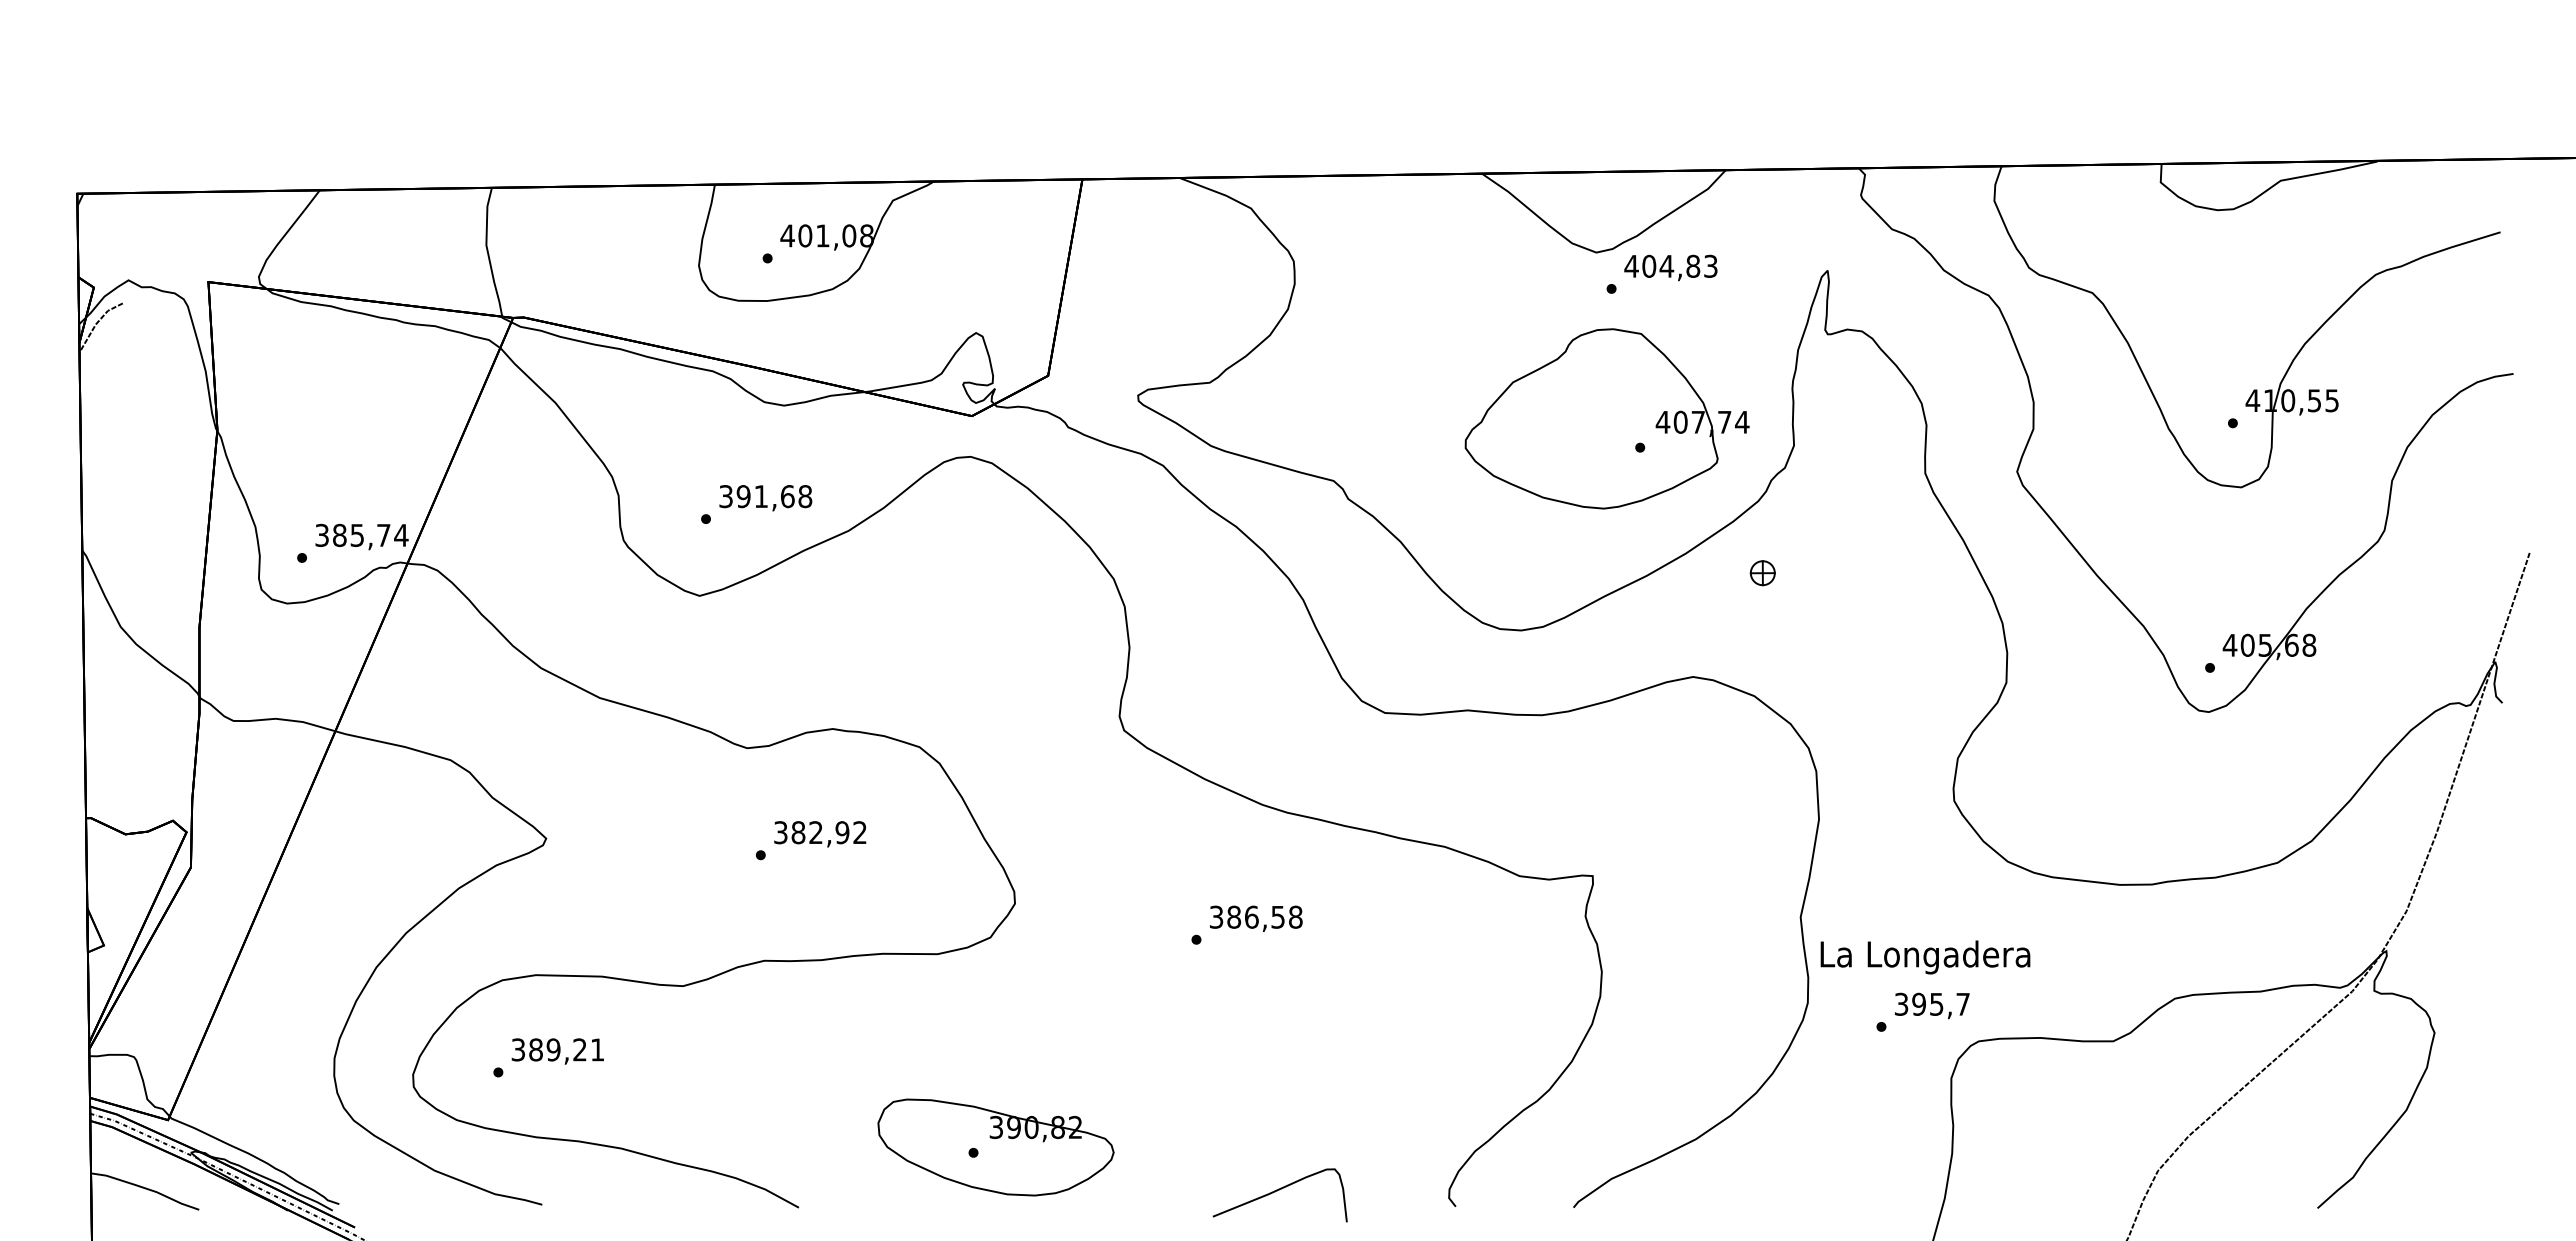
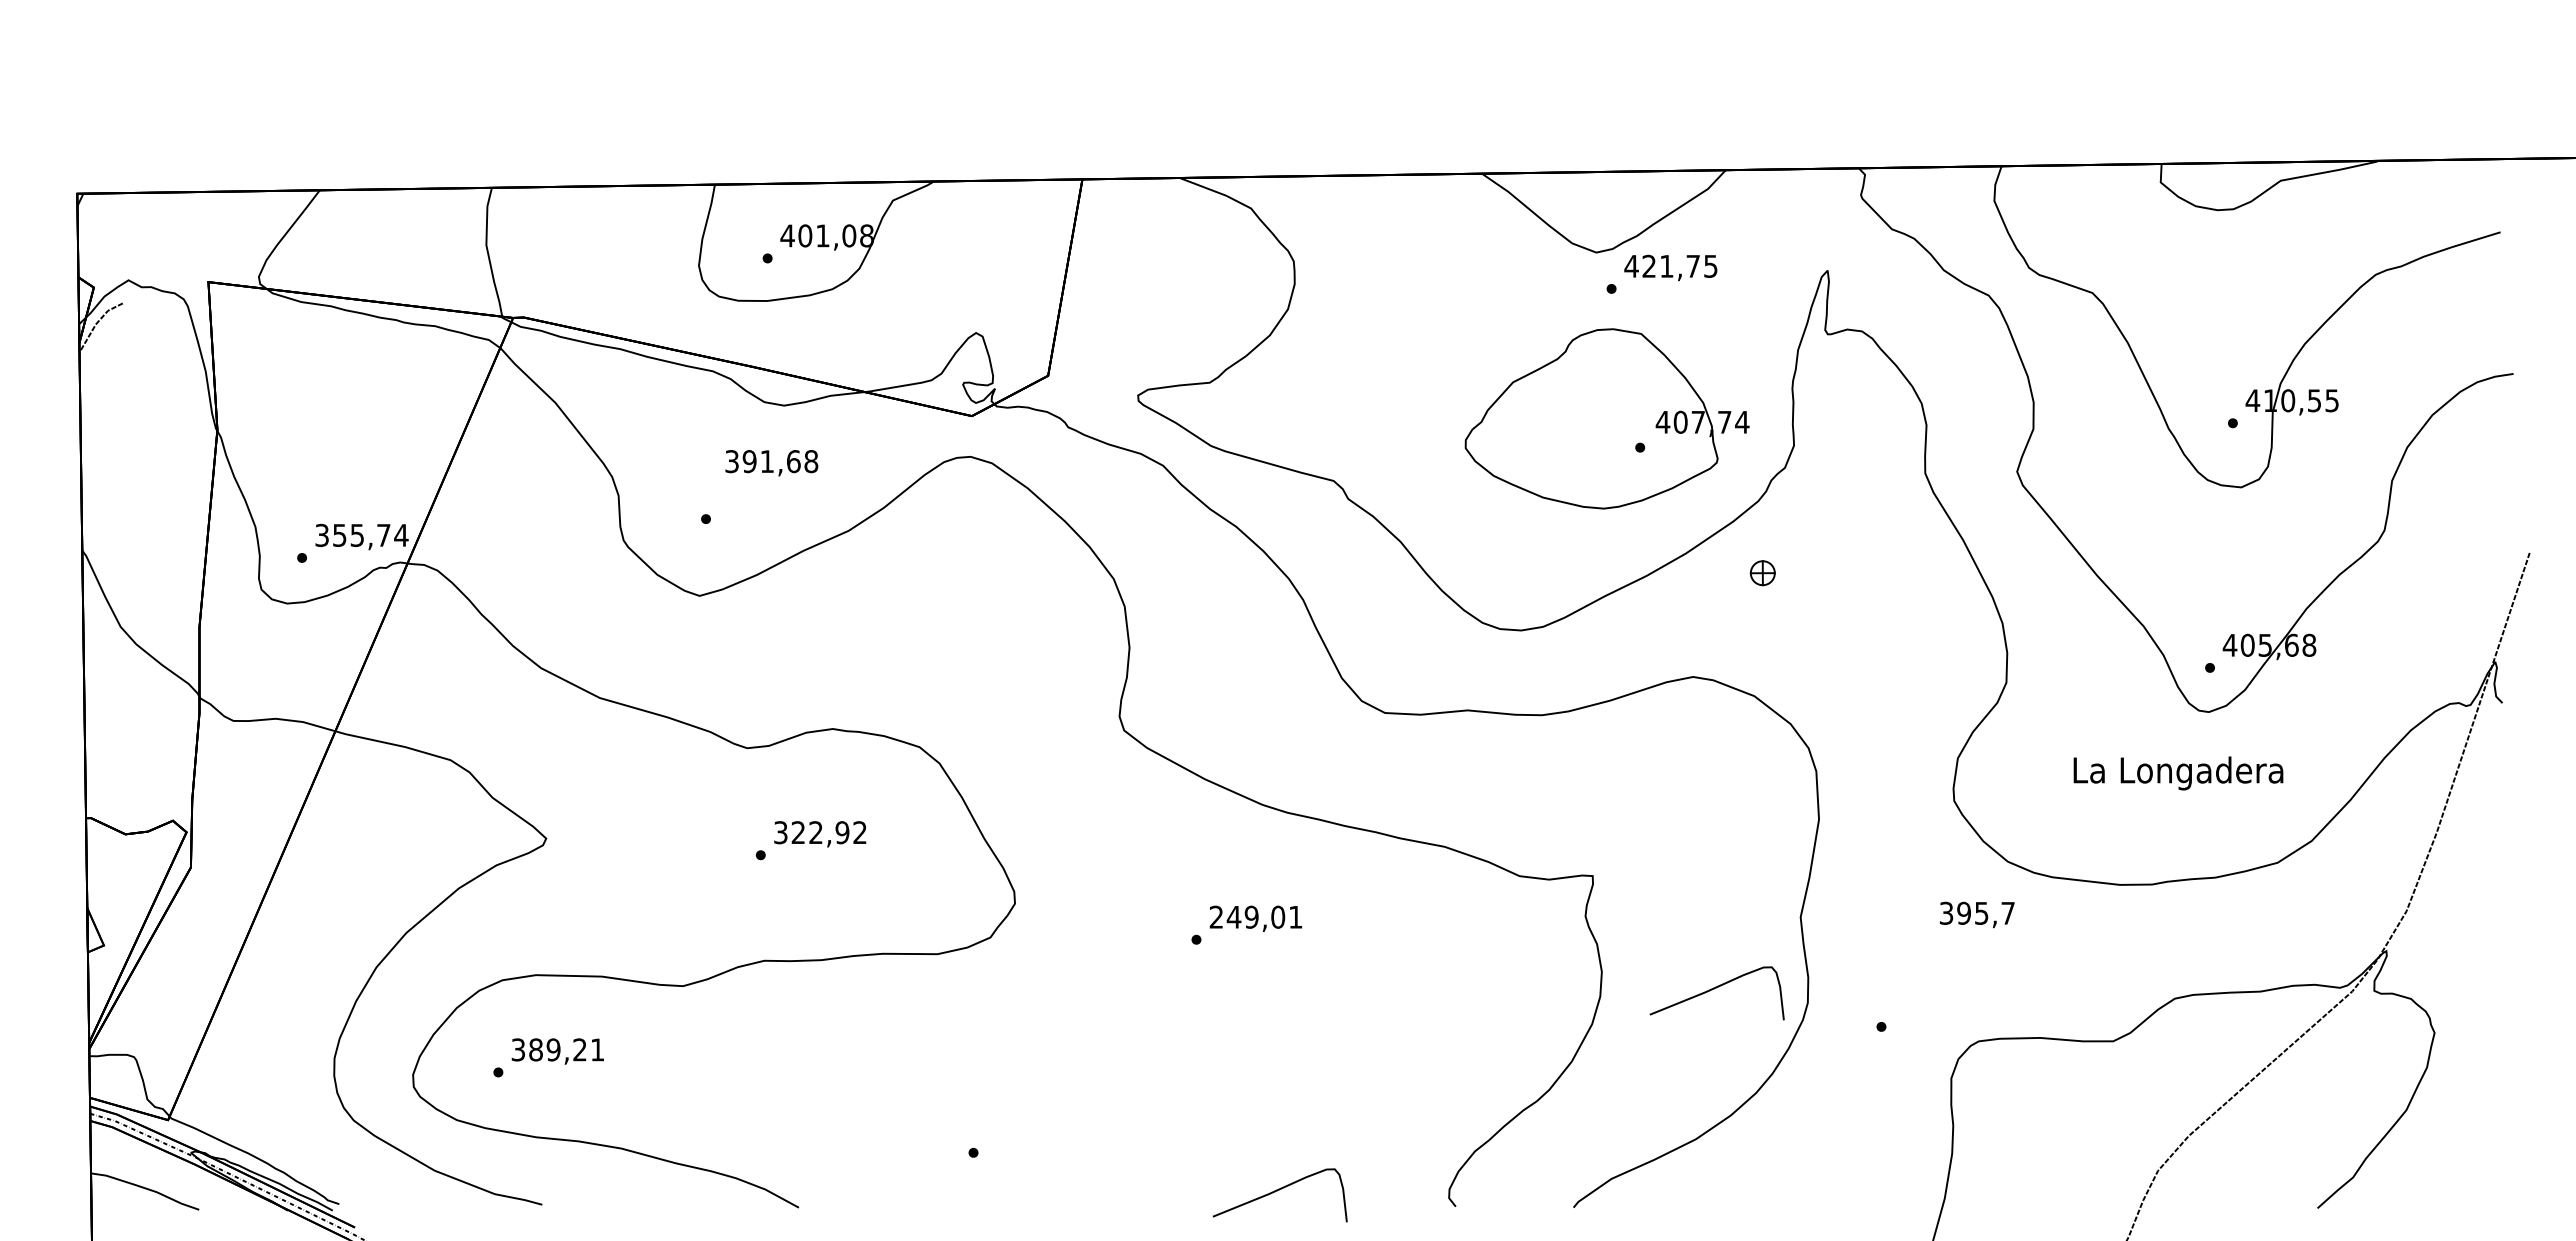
text: 404,83 -> 421,75 (1679, 265)
text position: (765, 498) -> (771, 463) (771, 463)
text: 385,74 -> 355,74 (339, 534)
text: 382,92 -> 322,92 (798, 832)
text: 386,58 -> 249,01 (1256, 916)
text position: (1925, 957) -> (2178, 773) (2178, 773)
curve: none -> present (1714, 989)
text position: (1932, 1005) -> (1977, 914) (1977, 914)
part: present -> none (995, 1147)
